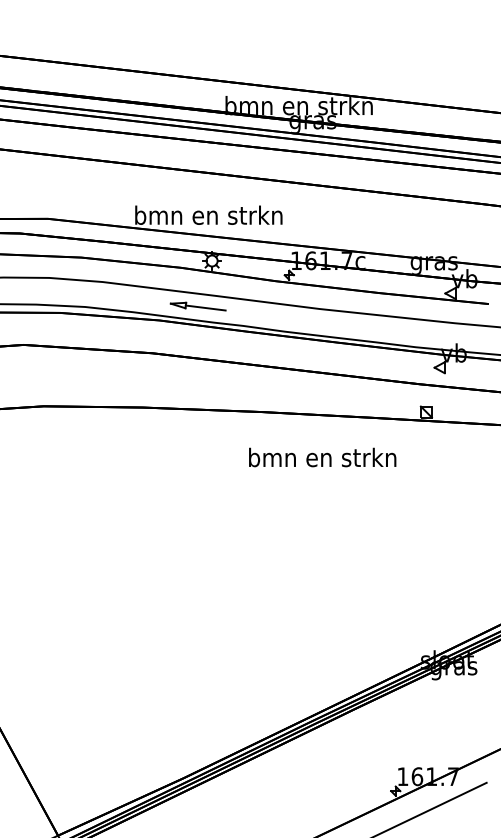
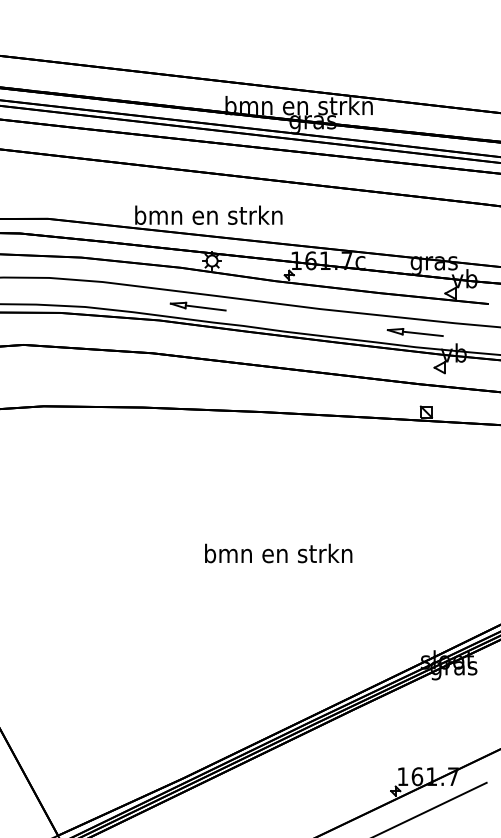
part: none -> present (414, 332)
text position: (322, 457) -> (278, 553) (278, 553)
